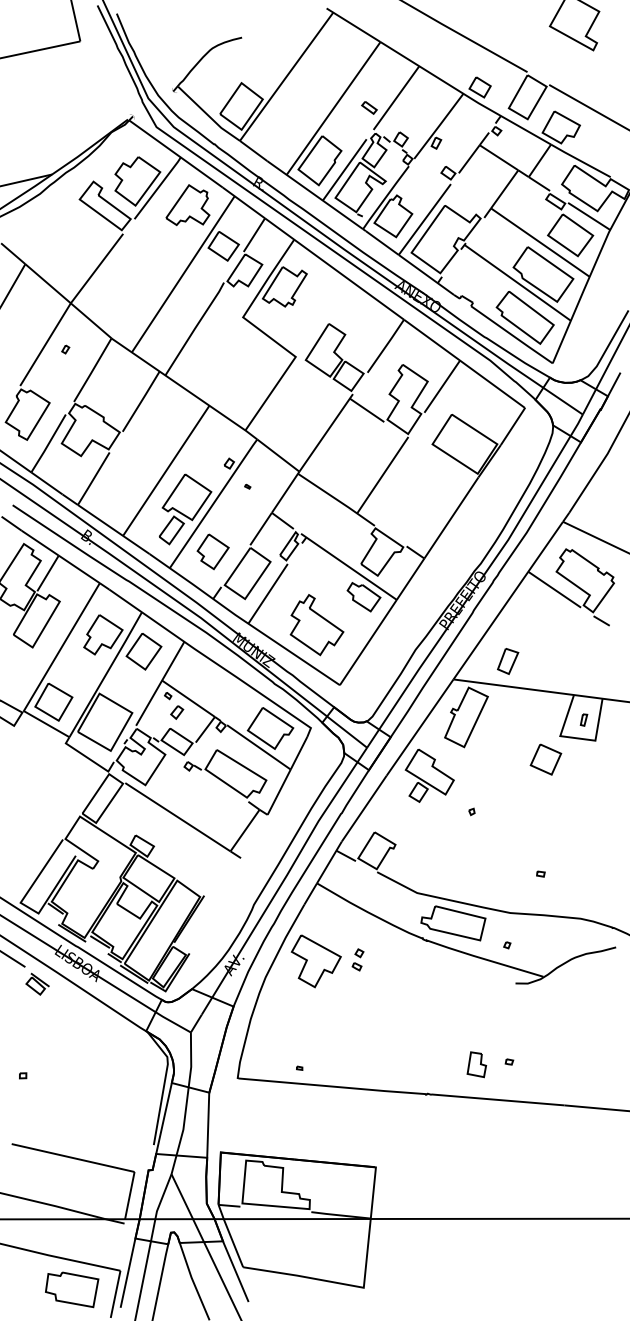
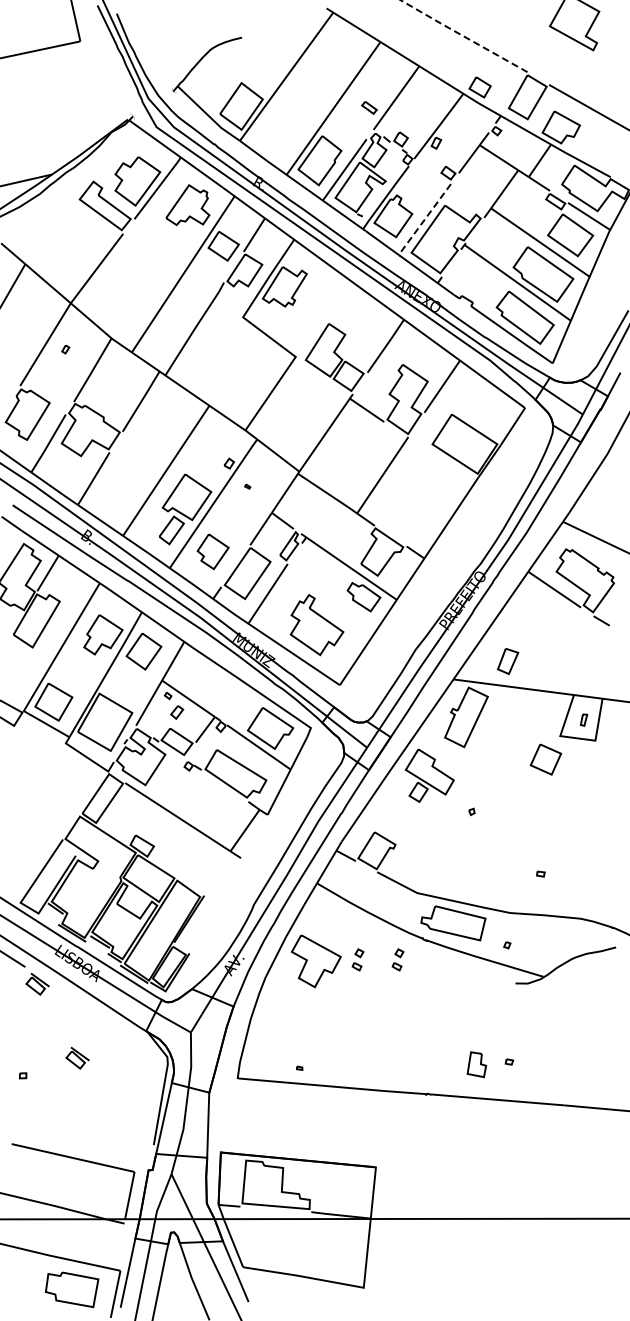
line: solid -> dashed (463, 36)
line: solid -> dashed (424, 219)
part: none -> present (397, 959)
part: none -> present (77, 1057)
